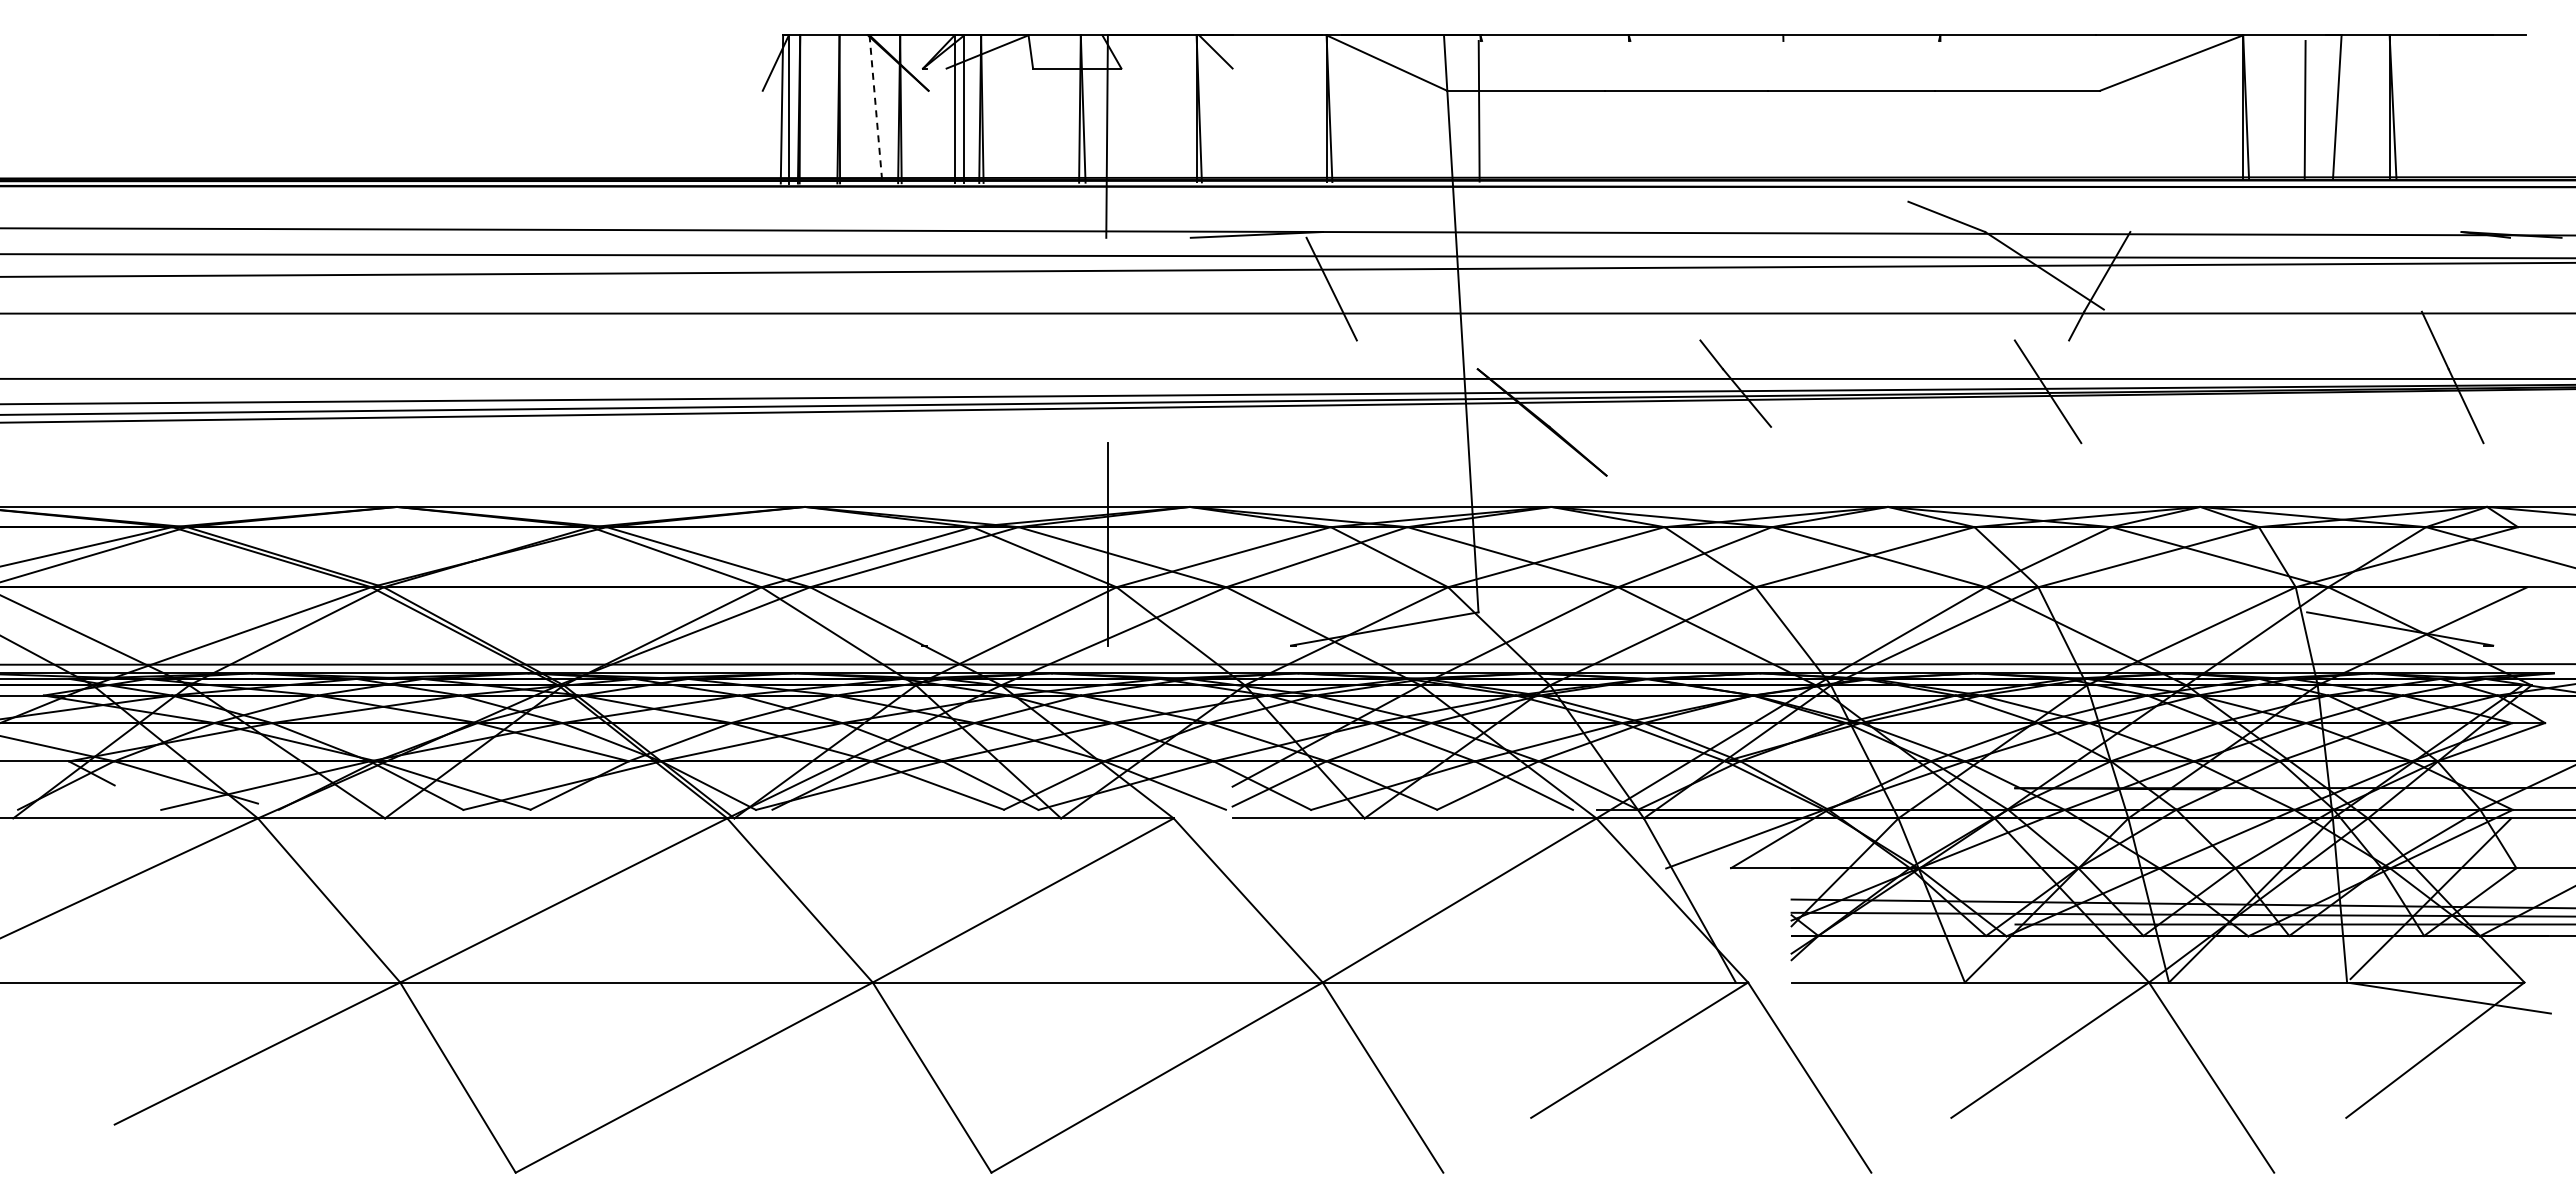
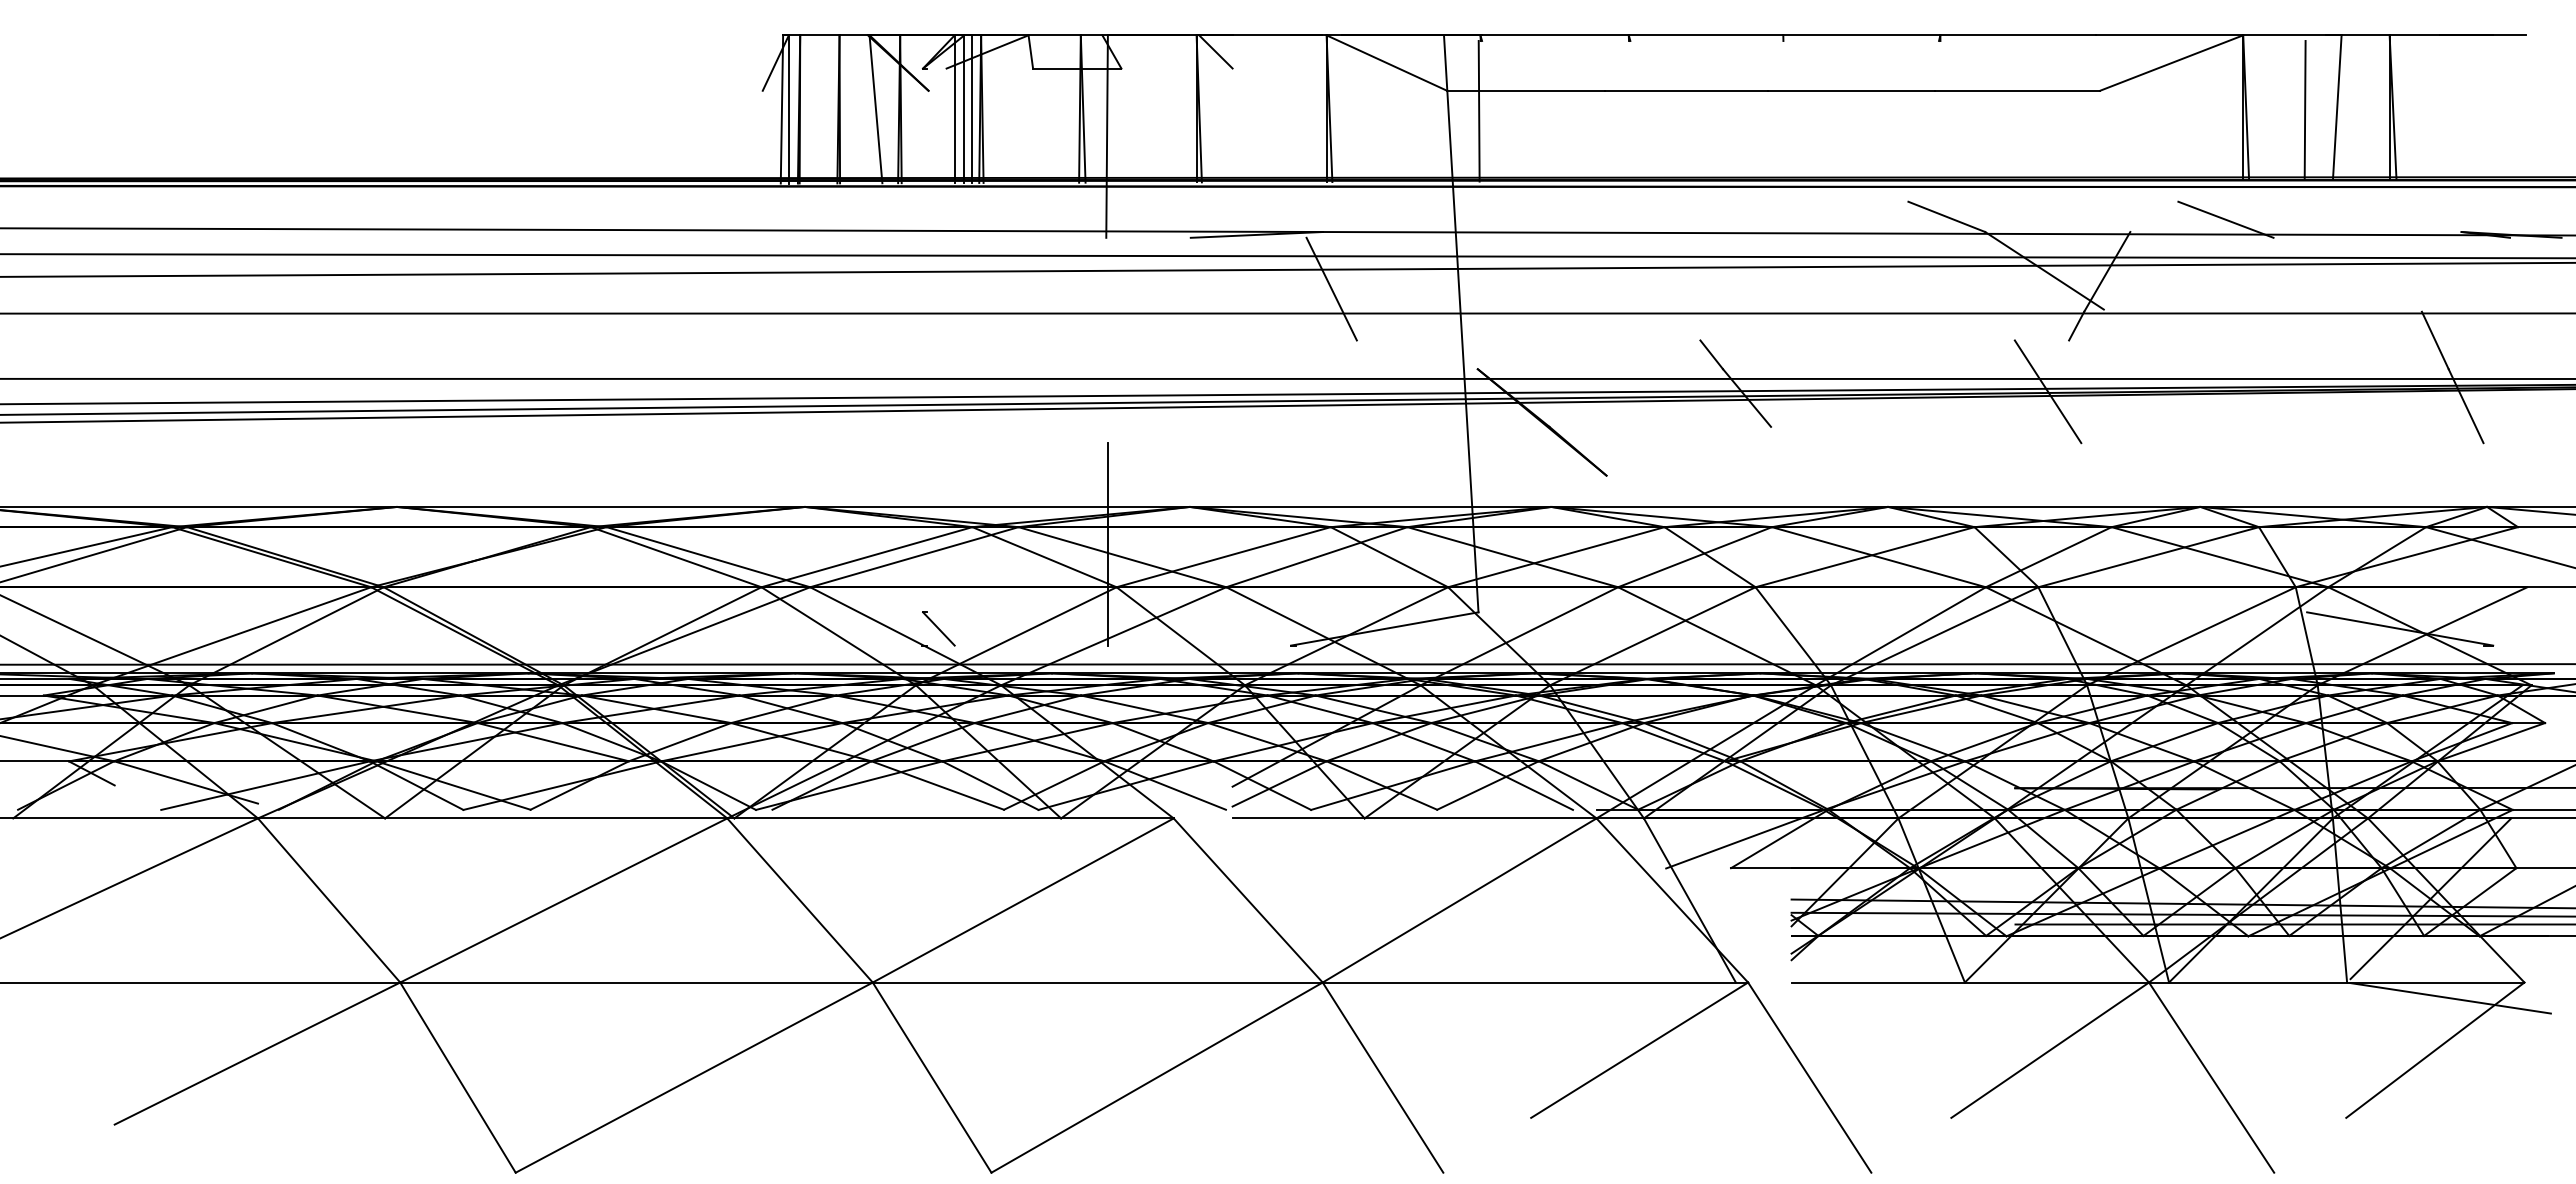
line: dashed -> solid (876, 109)
line: none -> present (972, 109)
line: none -> present (2225, 219)
part: none -> present (938, 628)
